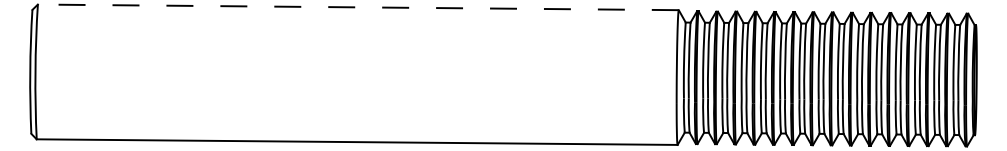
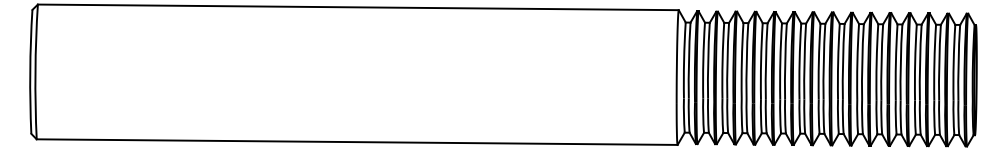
line: dashed -> solid (357, 7)
